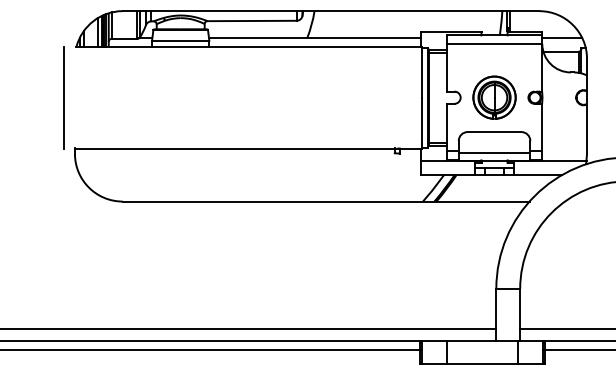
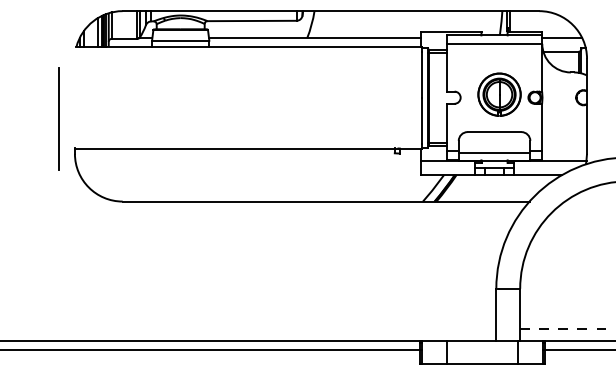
line position: (63, 97) -> (58, 118) (58, 118)
part position: (494, 97) -> (499, 94) (499, 94)
line: present -> none (249, 329)
line: solid -> dashed (567, 329)
